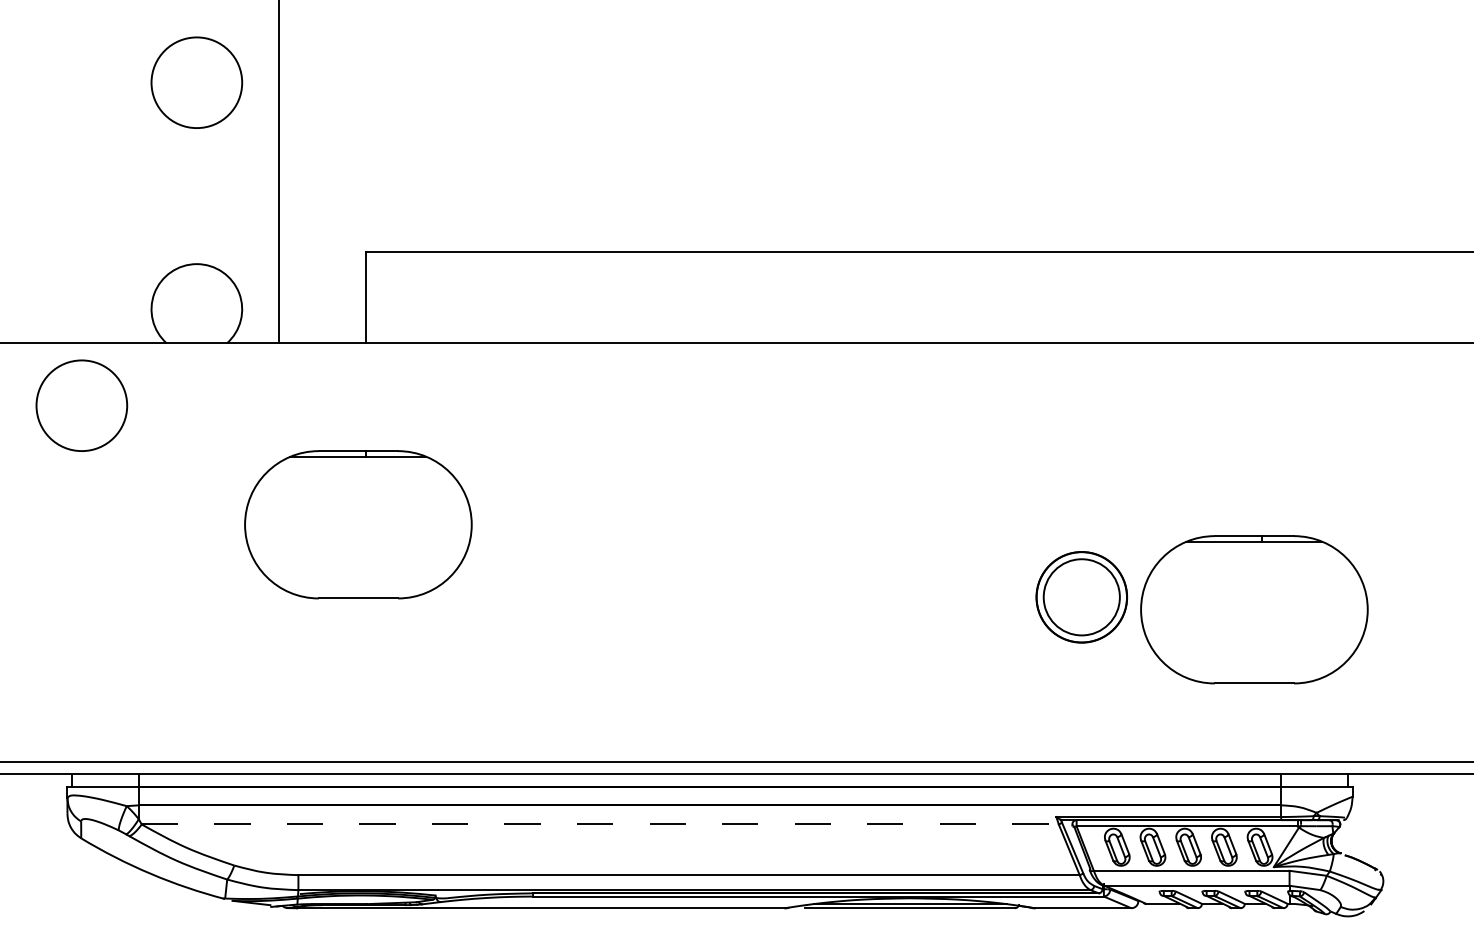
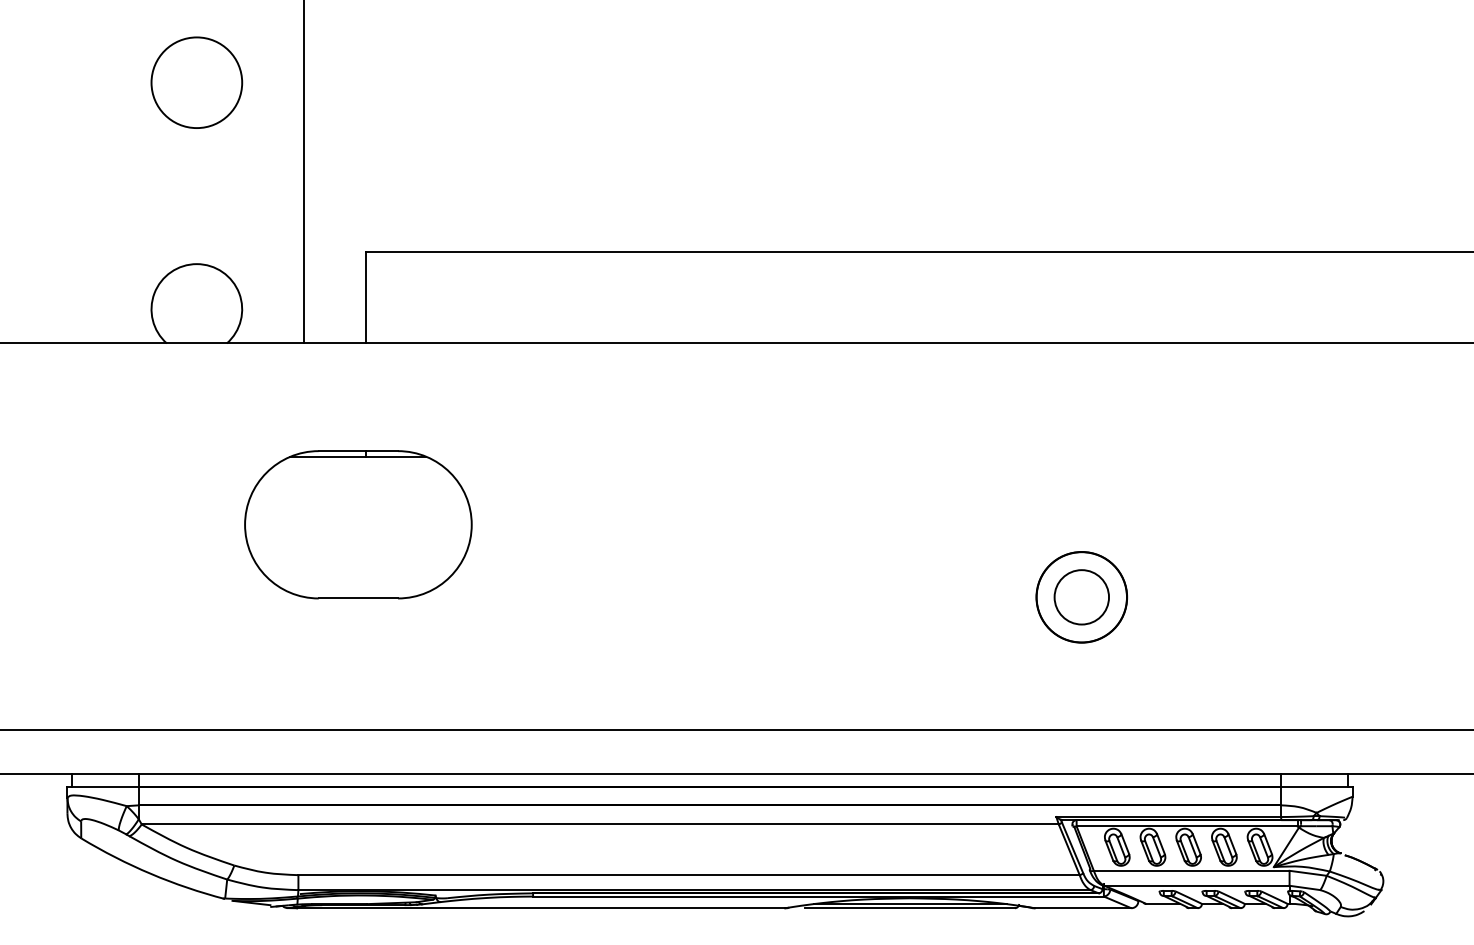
line position: (278, 172) -> (303, 172) (303, 172)
circle: present -> none (81, 405)
circle diameter: 76 px -> 54 px (1081, 597)
part: present -> none (1254, 609)
line position: (736, 762) -> (736, 730) (736, 730)
line: dashed -> solid (600, 824)
